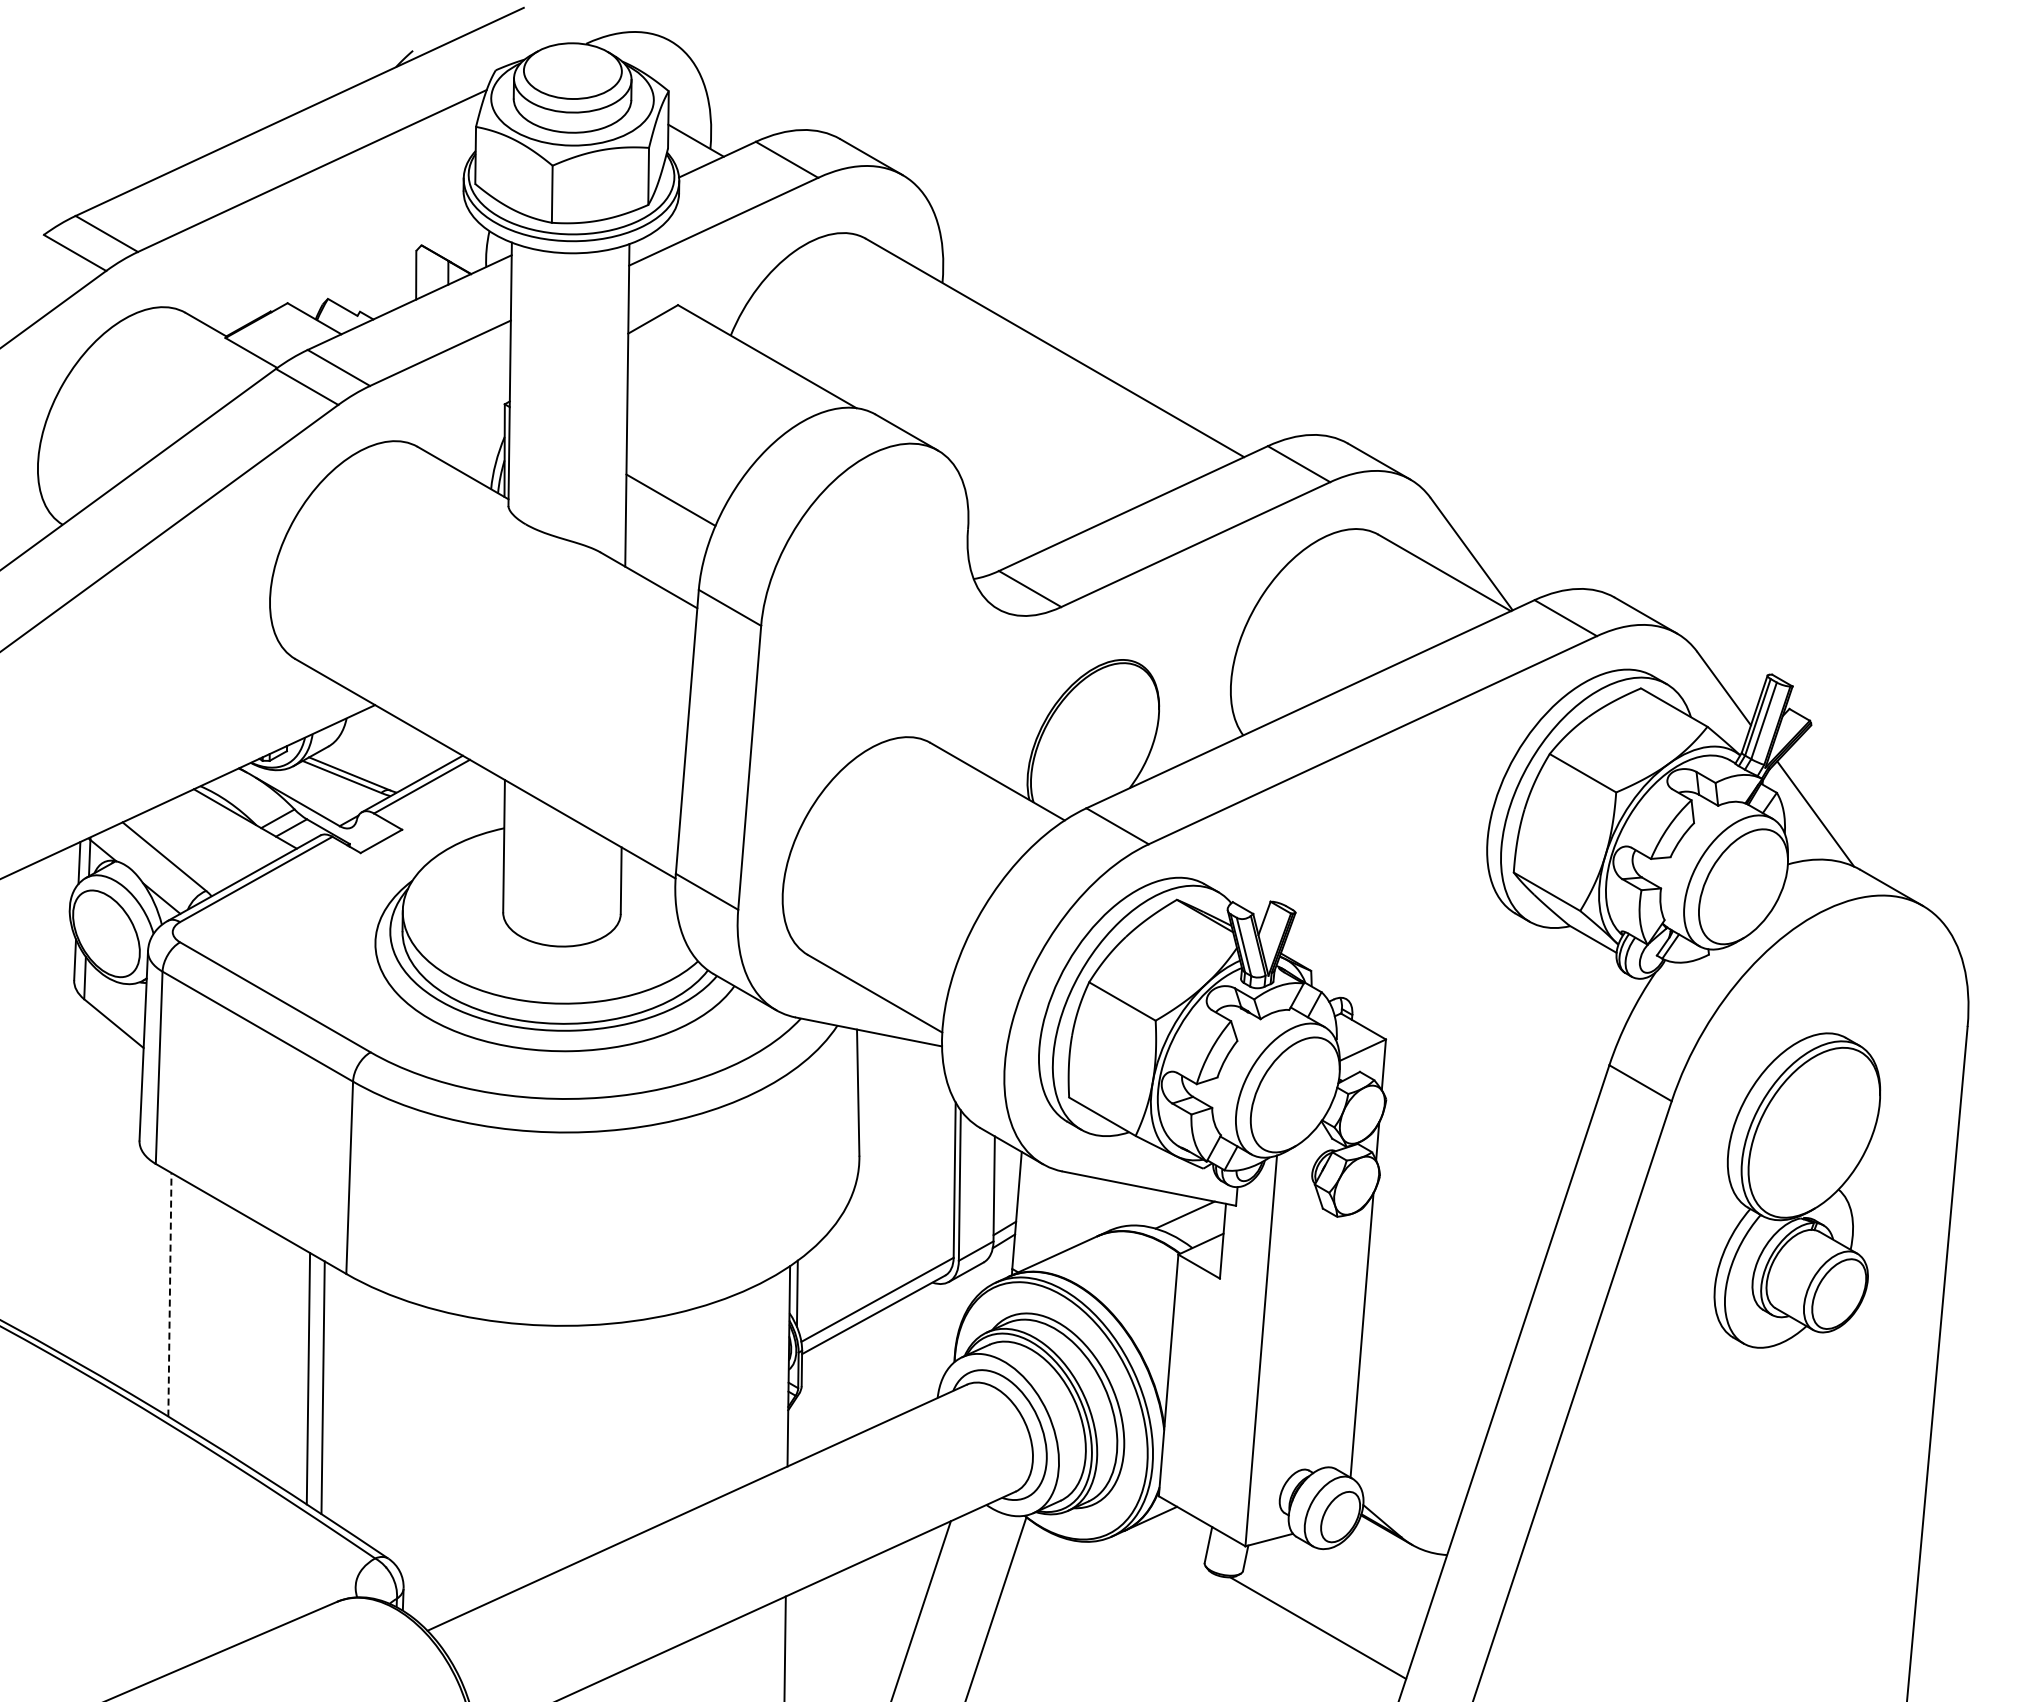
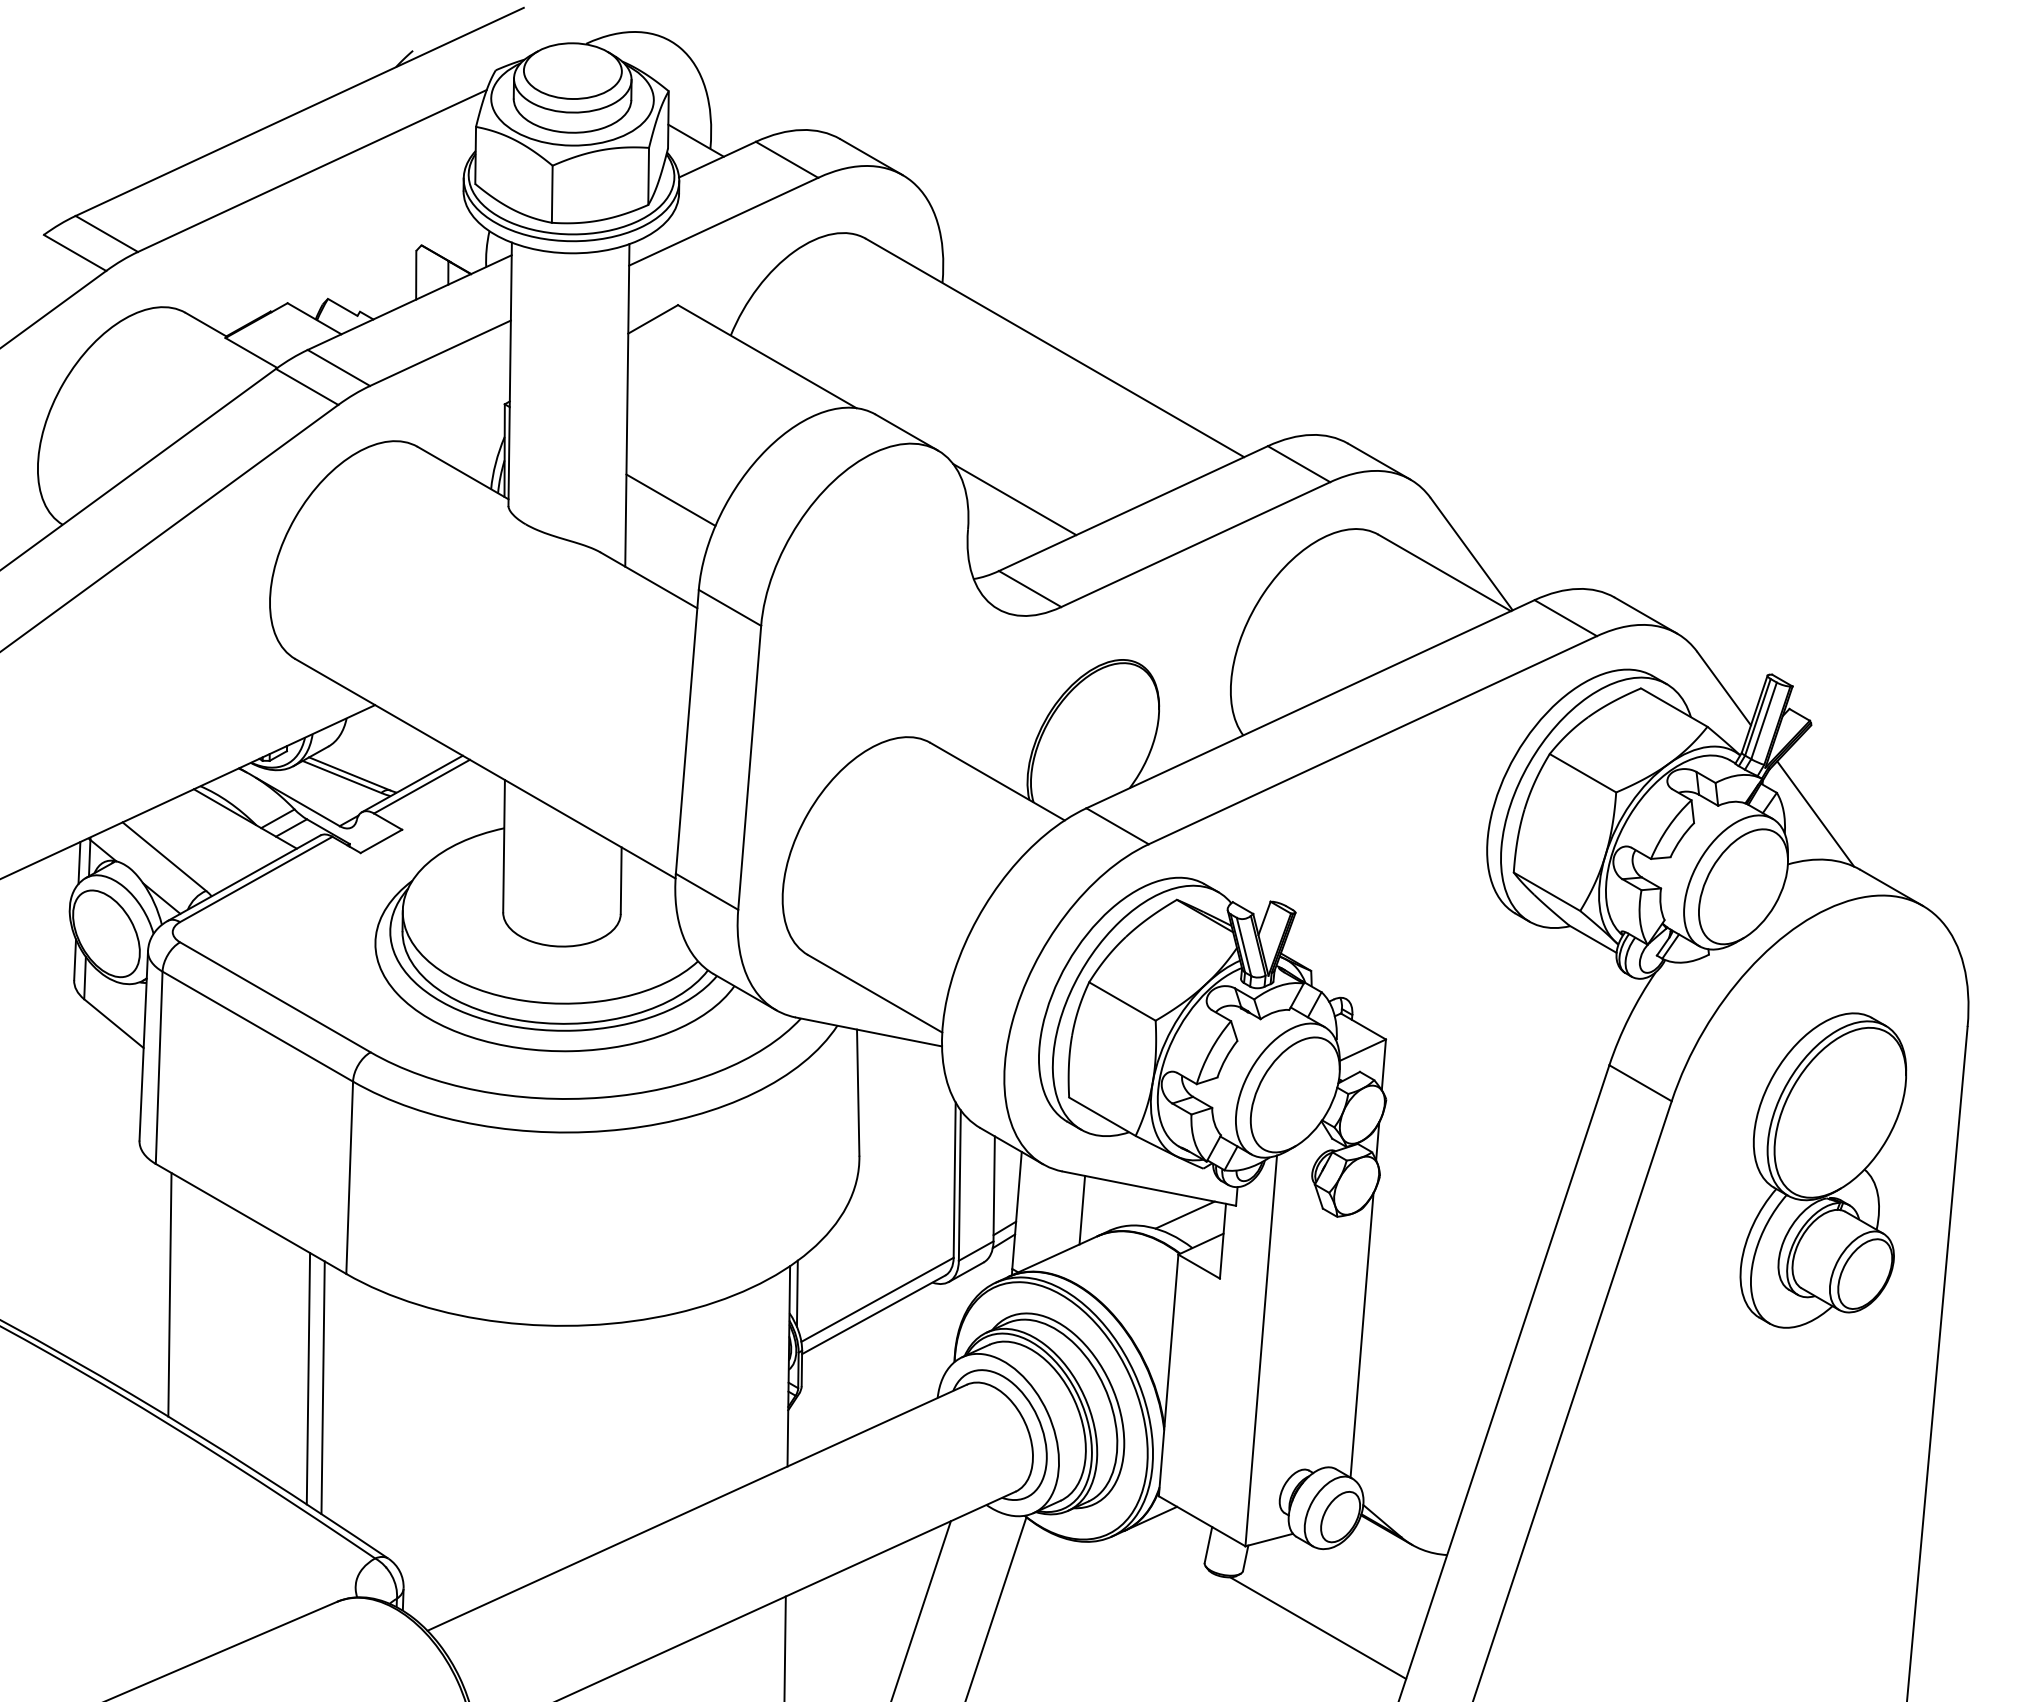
line: none -> present (1014, 499)
part position: (1797, 1190) -> (1823, 1170) (1823, 1170)
line: none -> present (1082, 1209)
line: dashed -> solid (169, 1294)
